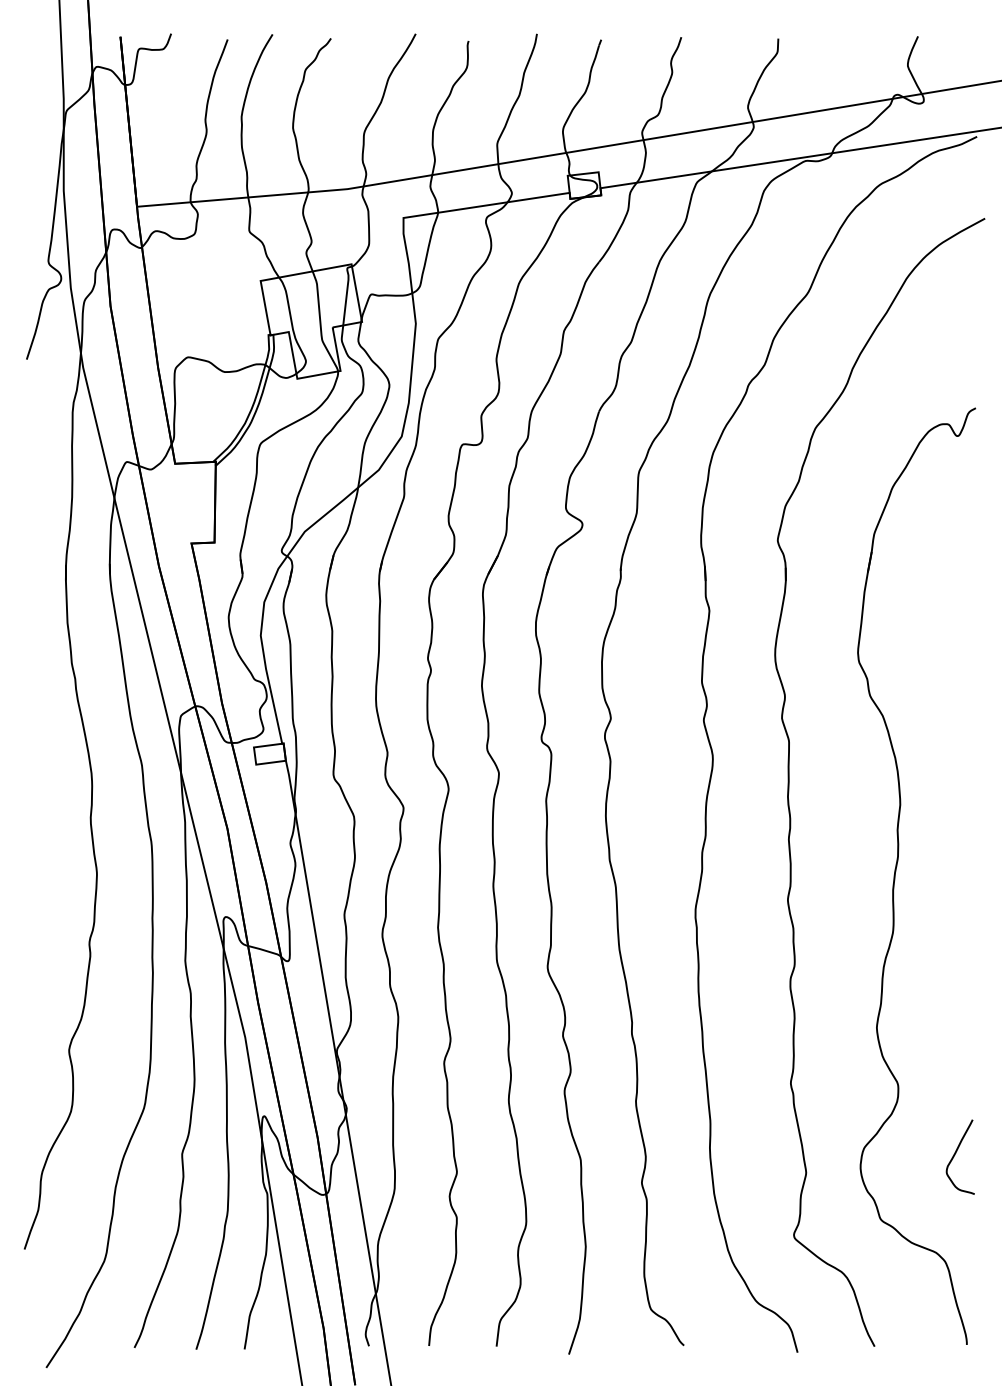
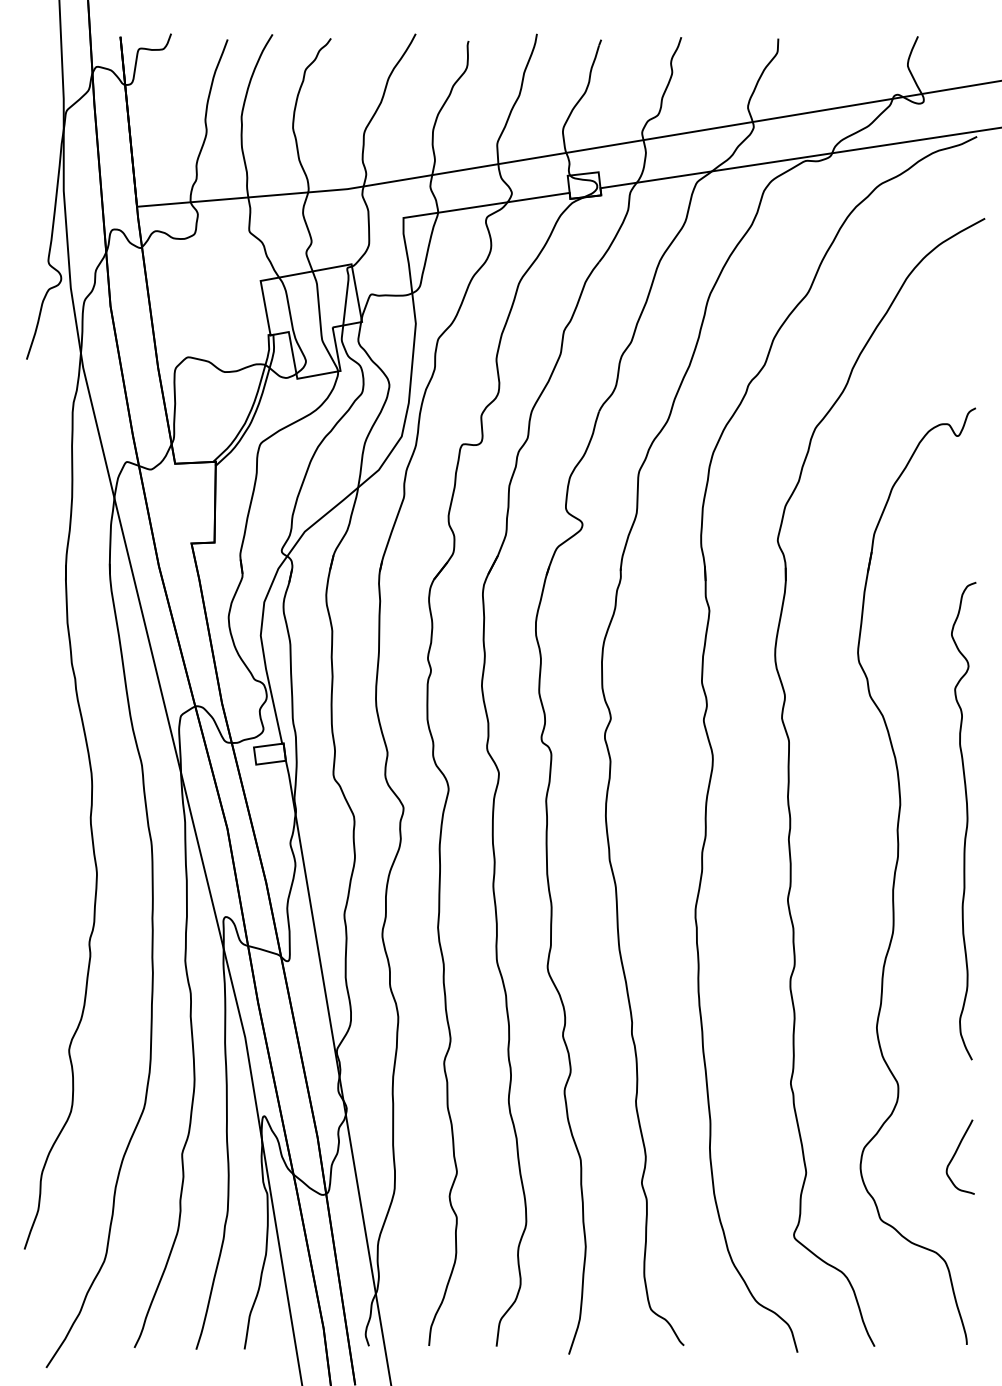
curve: none -> present (966, 820)
